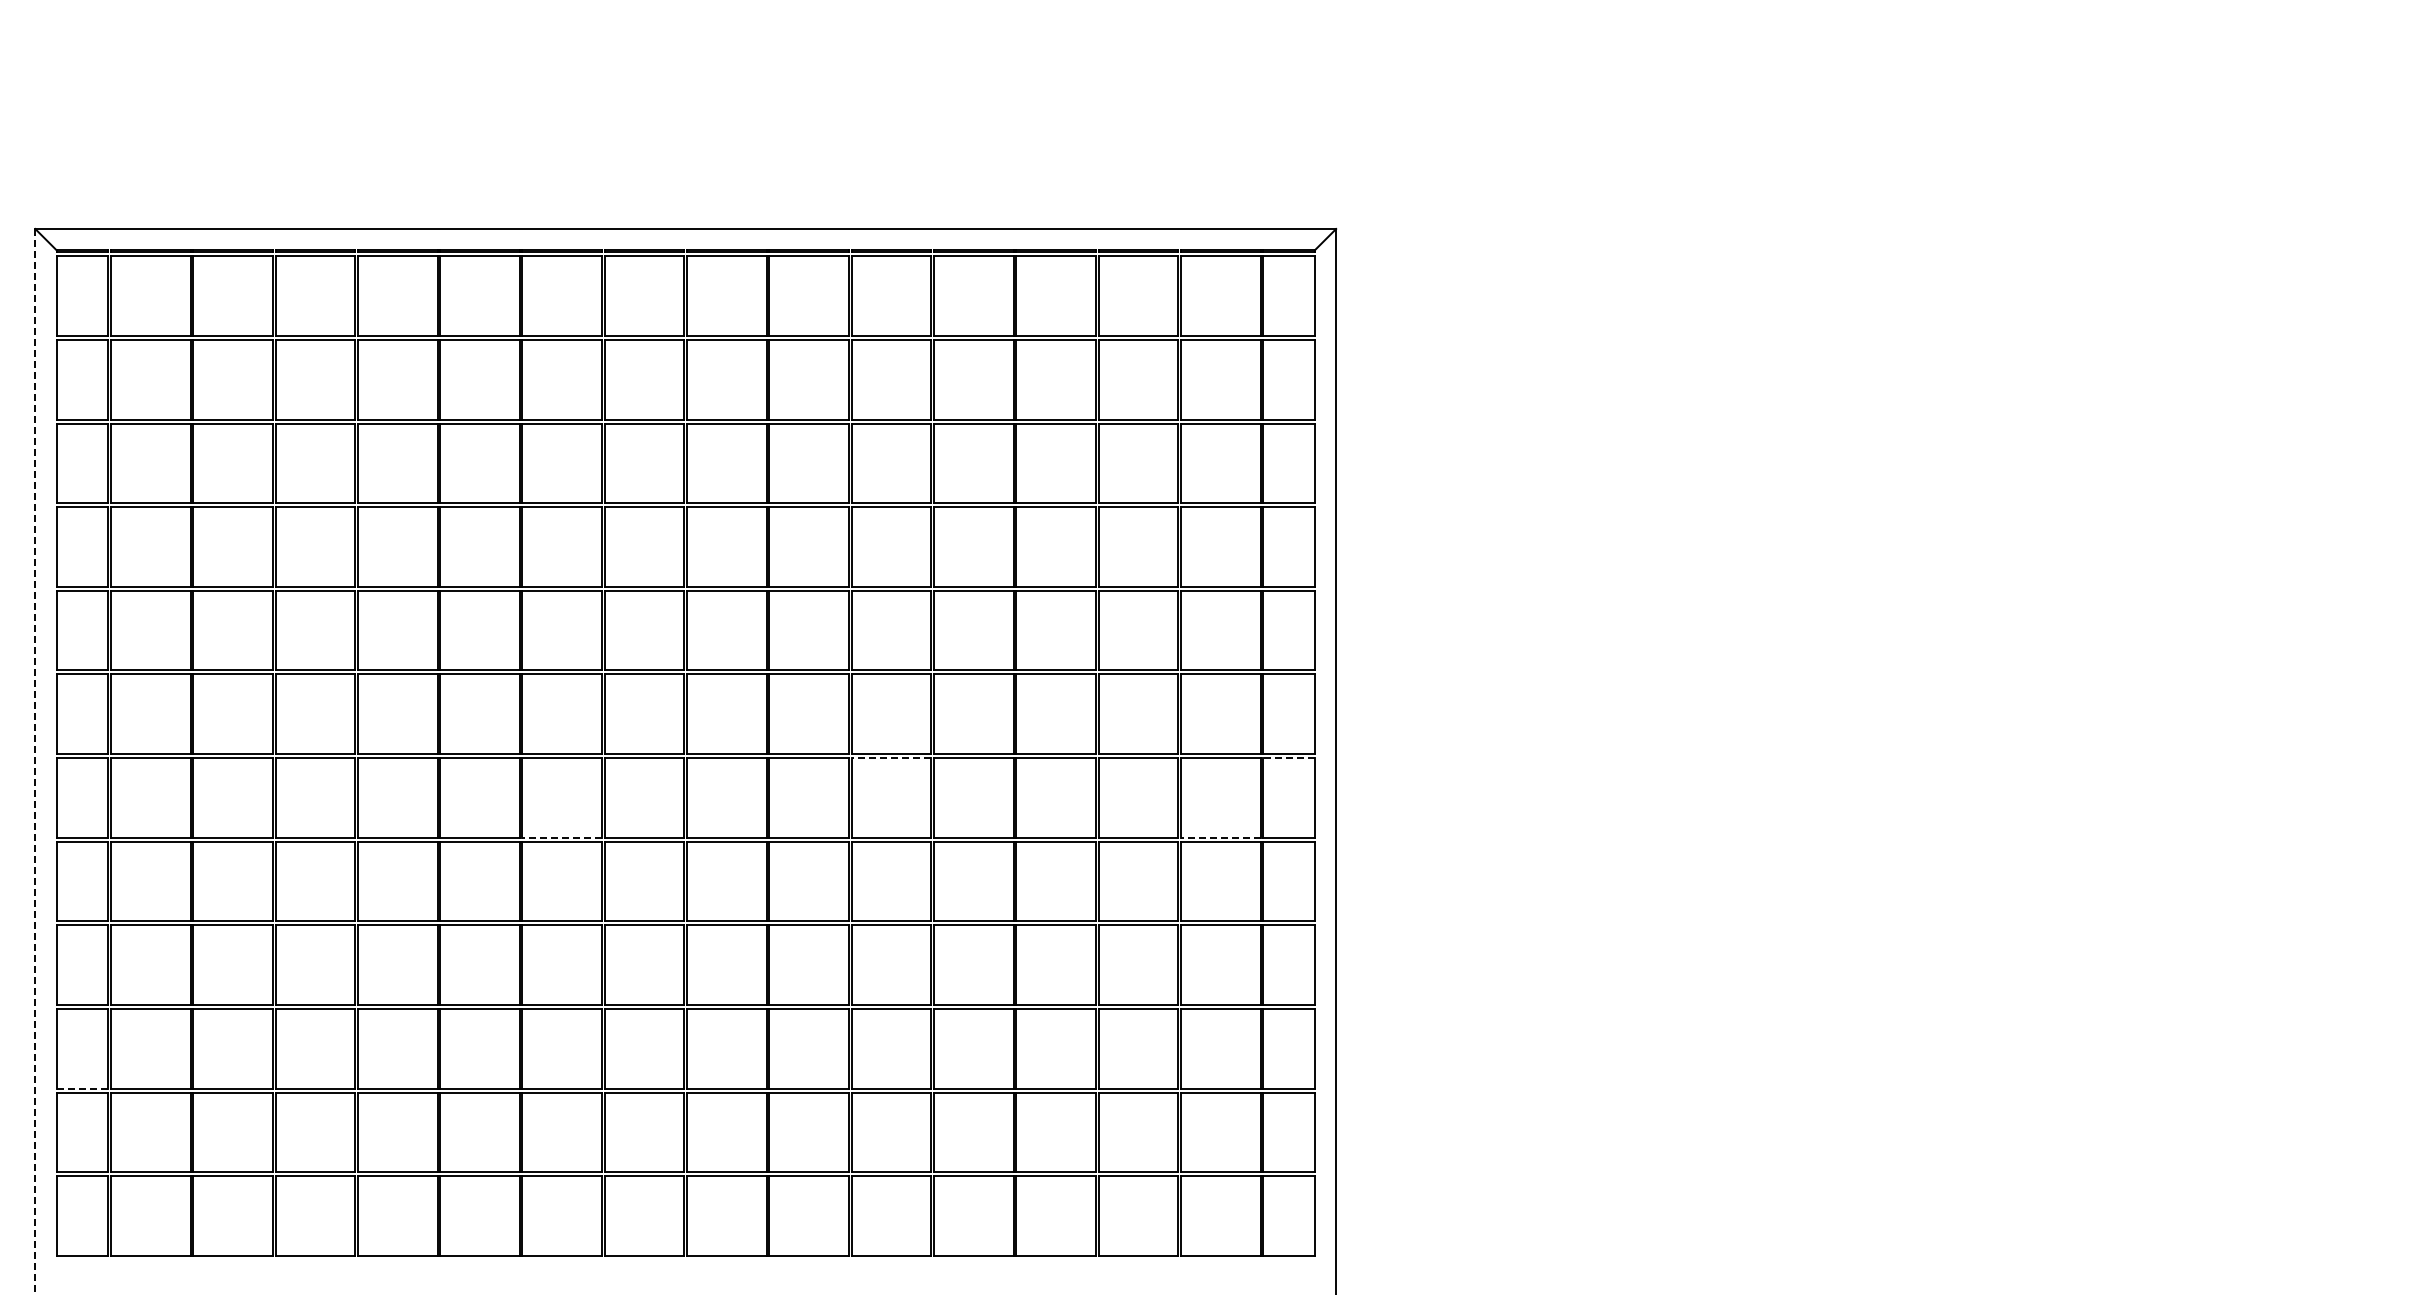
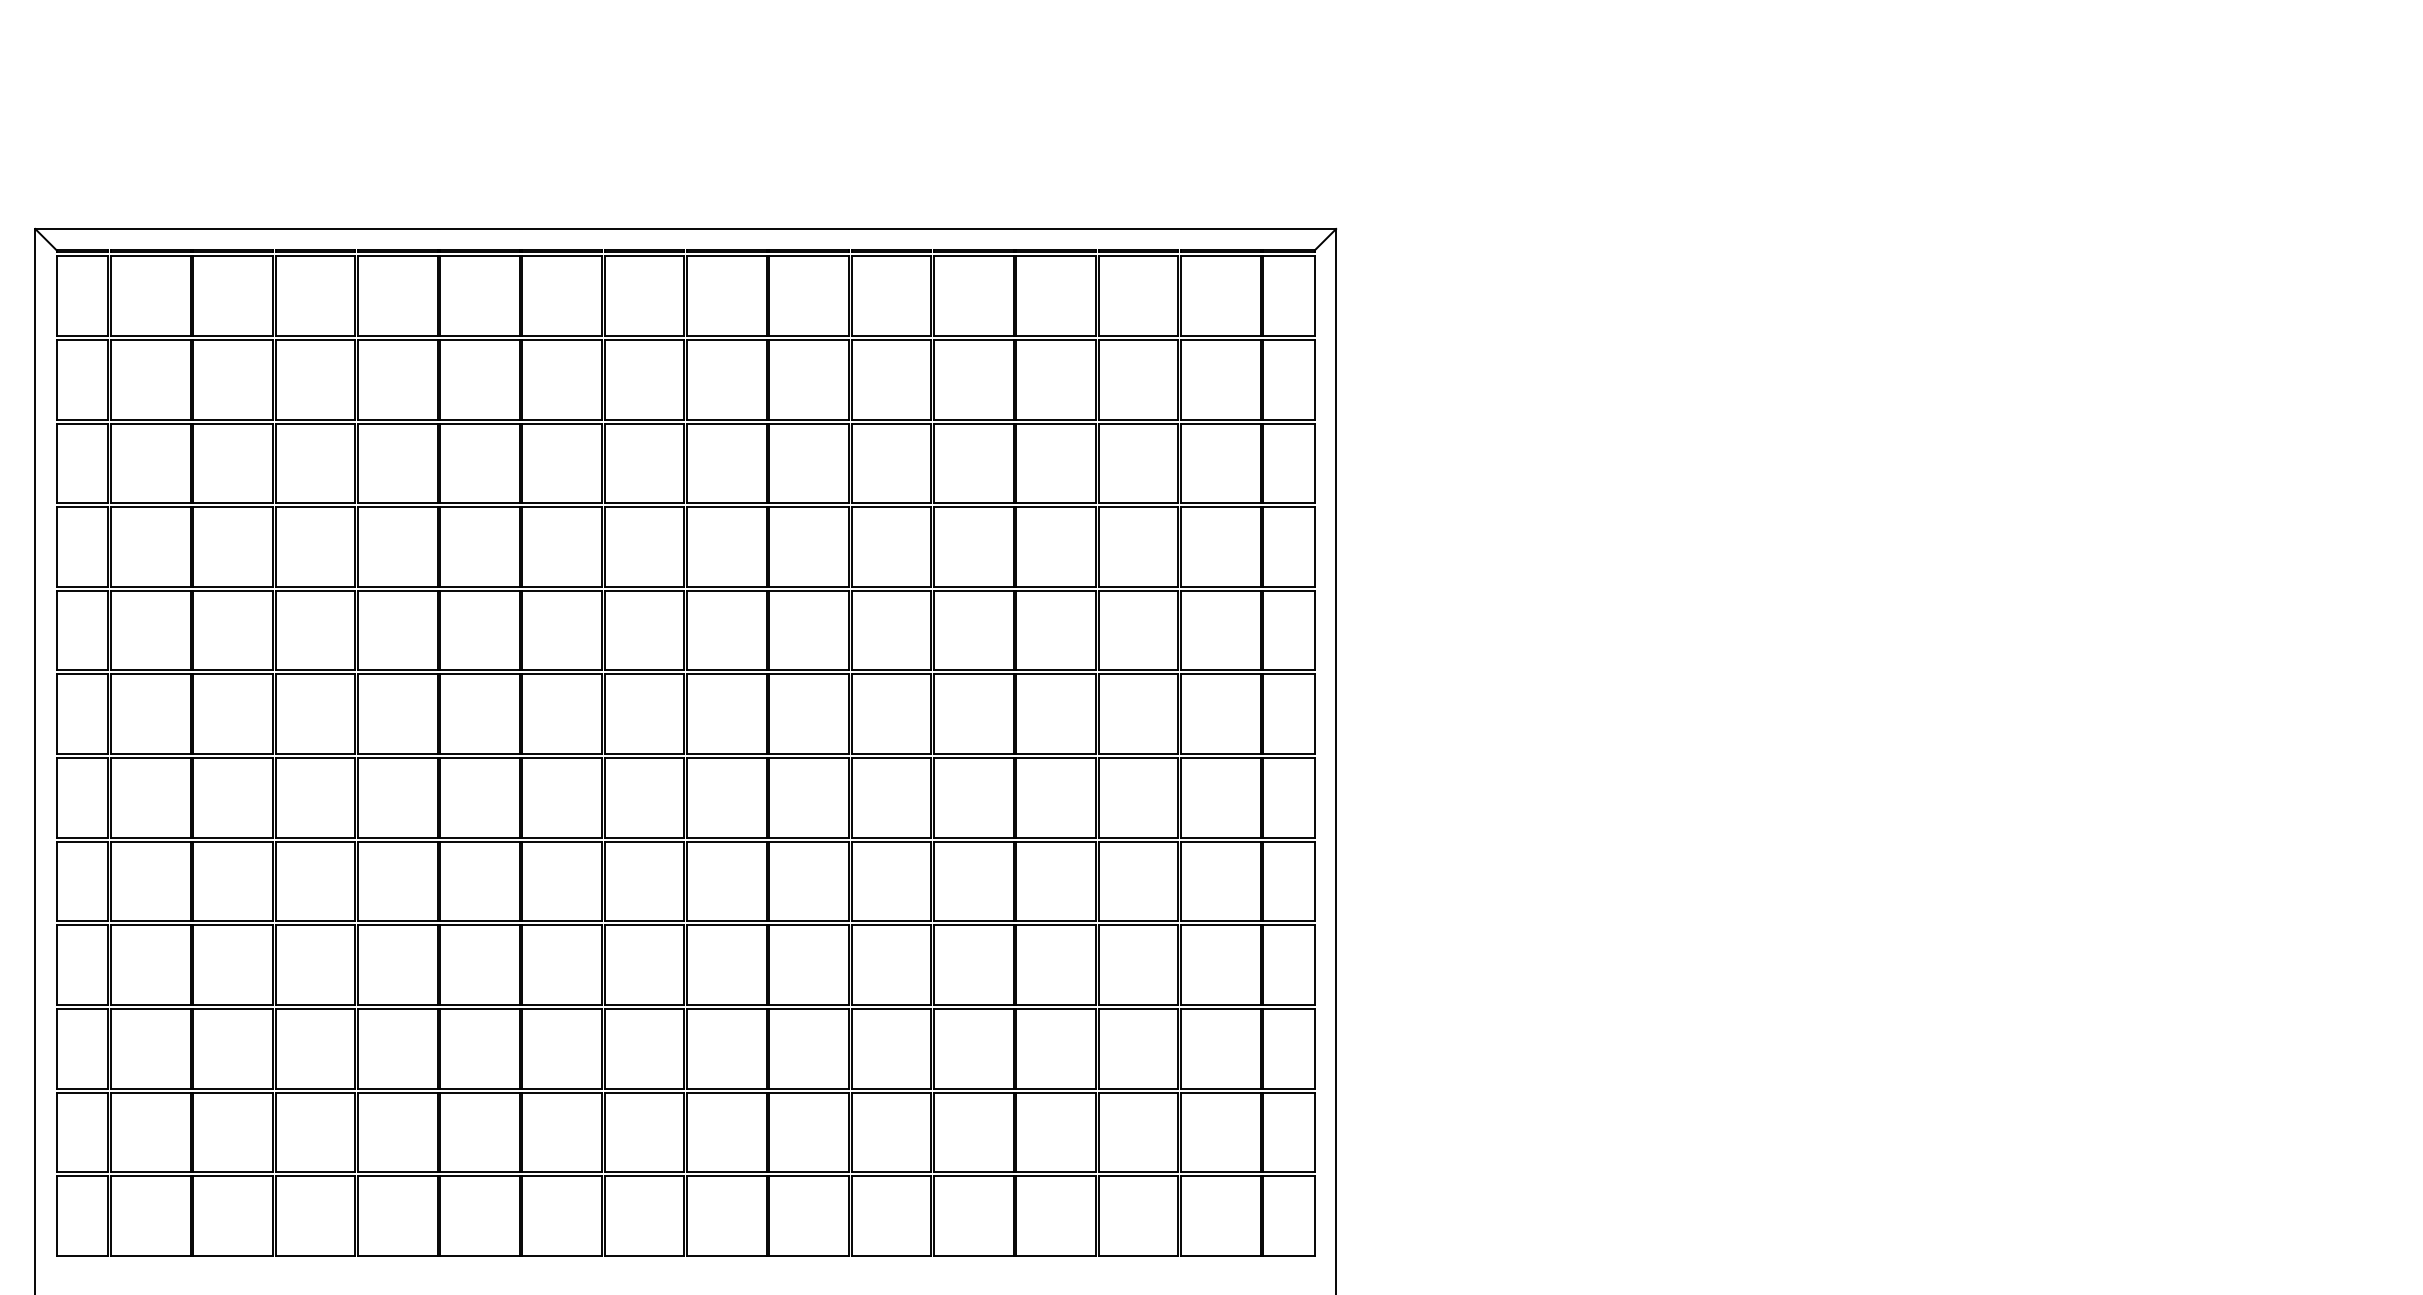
line: dashed -> solid (891, 758)
line: dashed -> solid (1289, 758)
line: dashed -> solid (35, 761)
line: dashed -> solid (562, 837)
line: dashed -> solid (1220, 837)
line: dashed -> solid (82, 1088)
